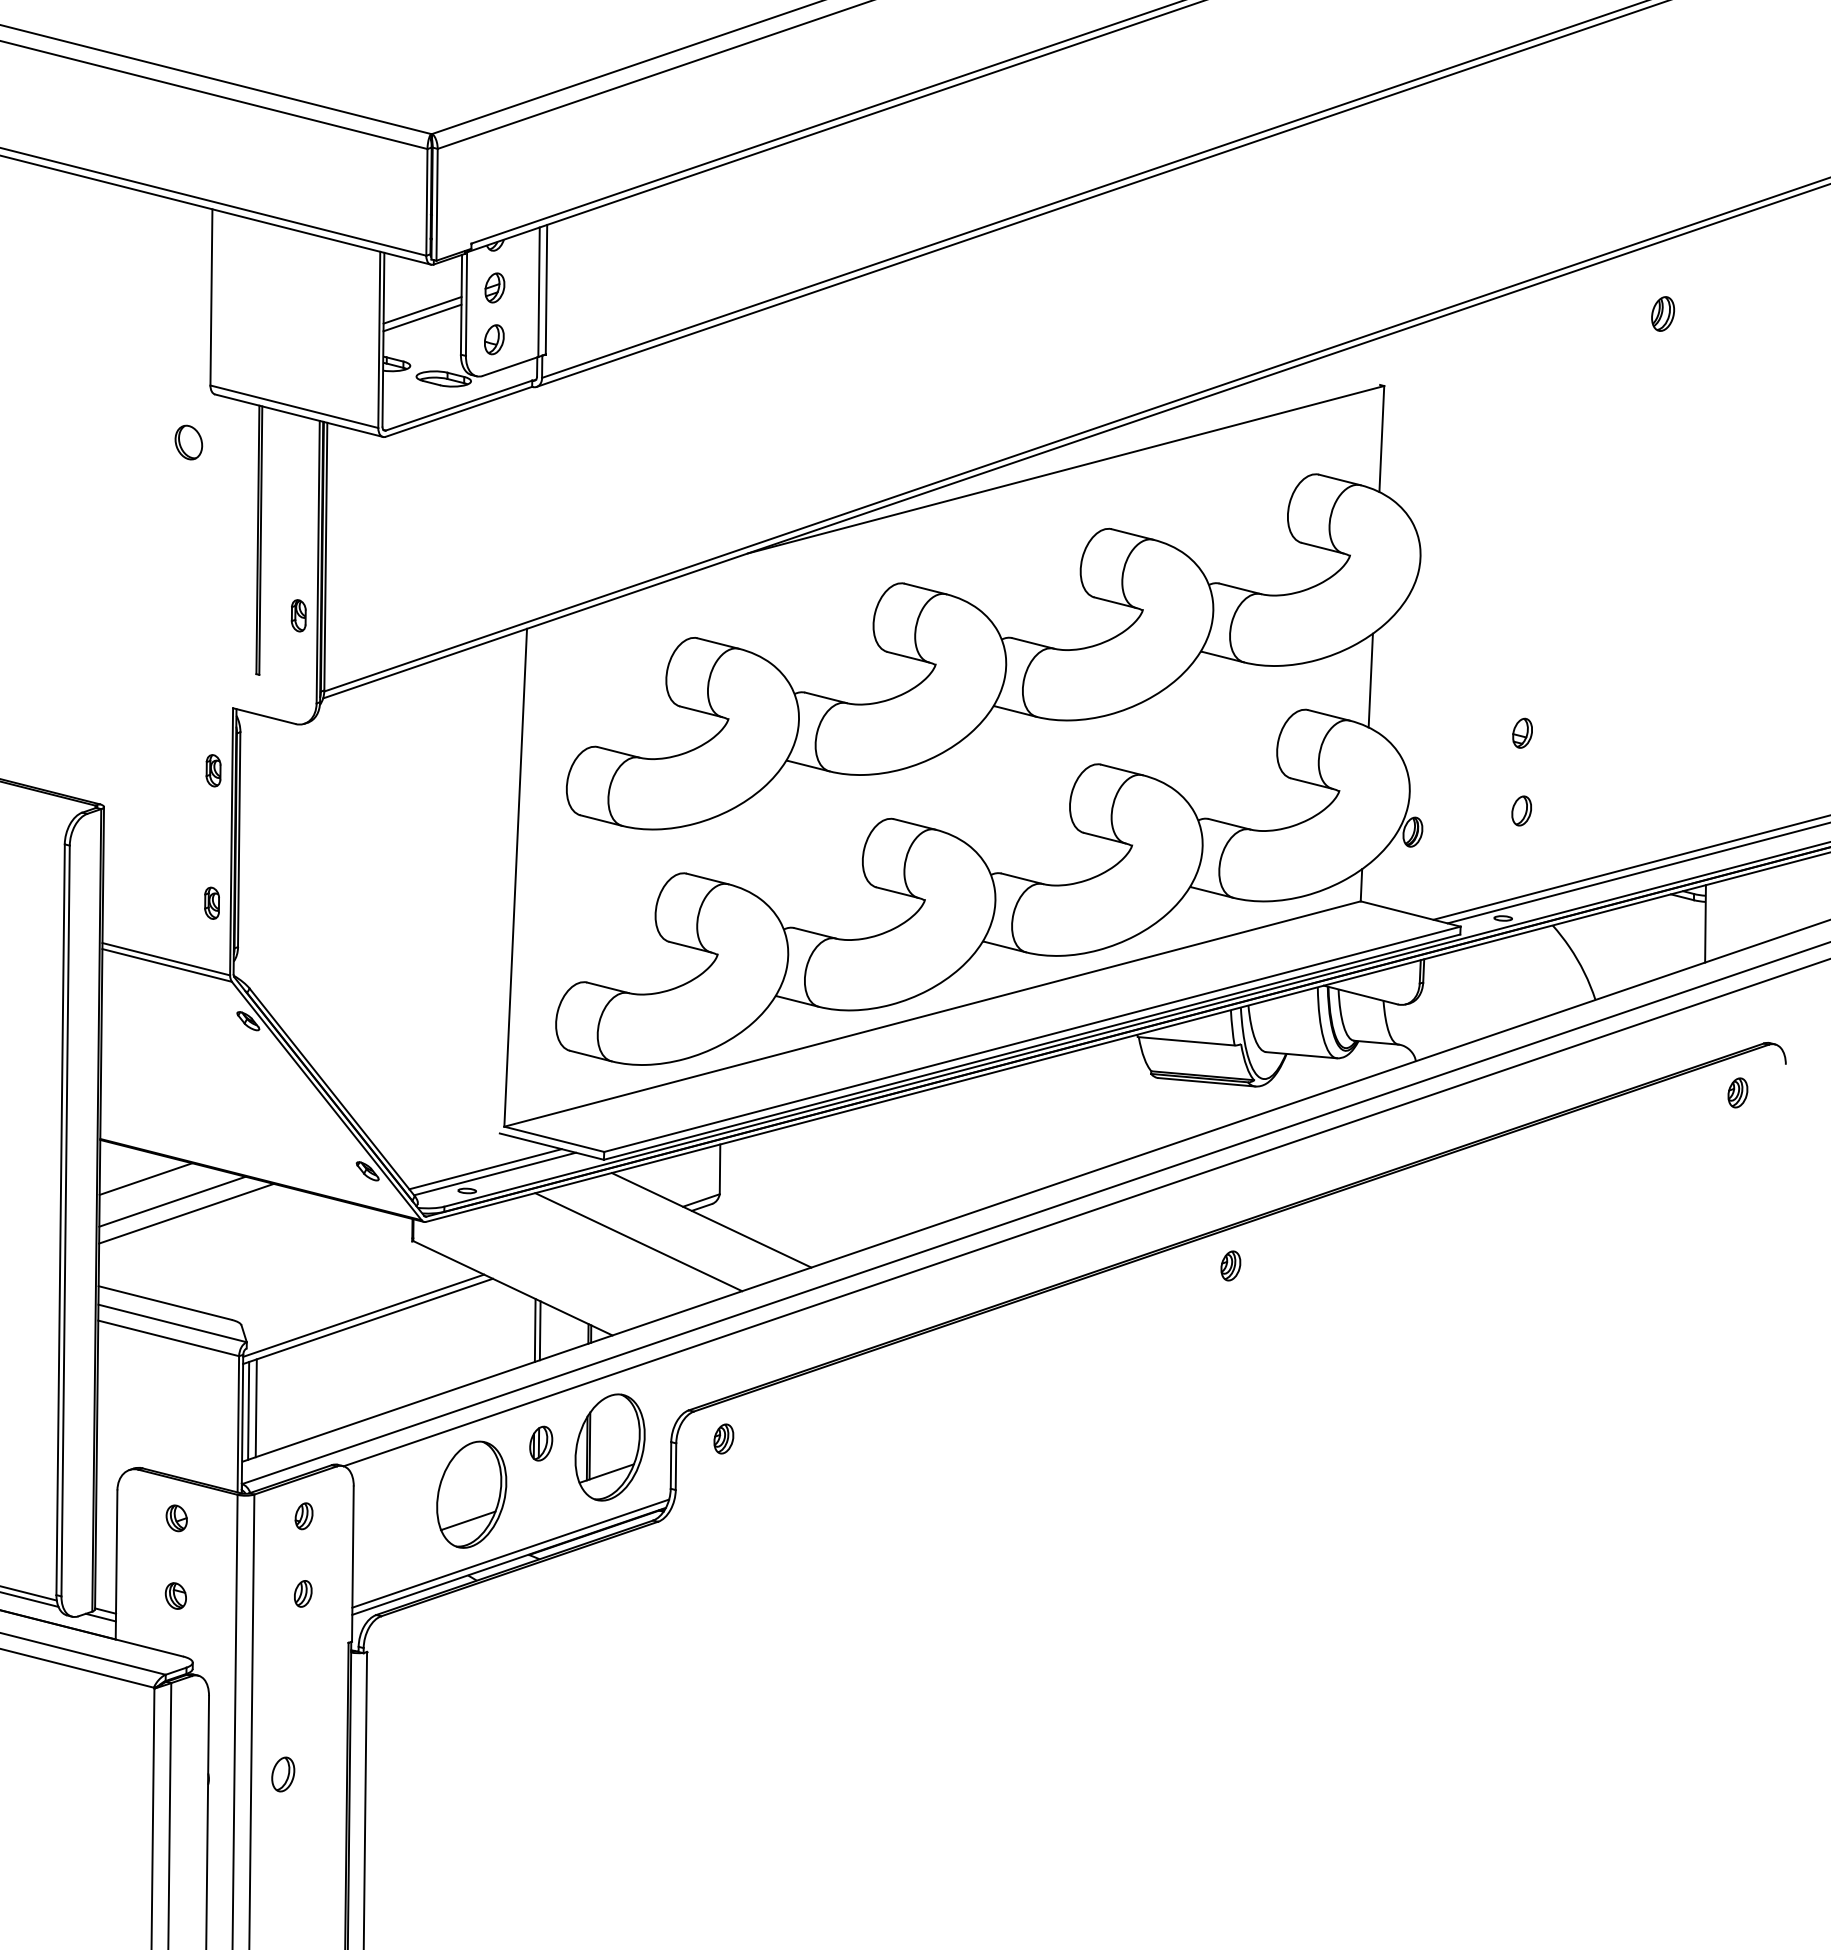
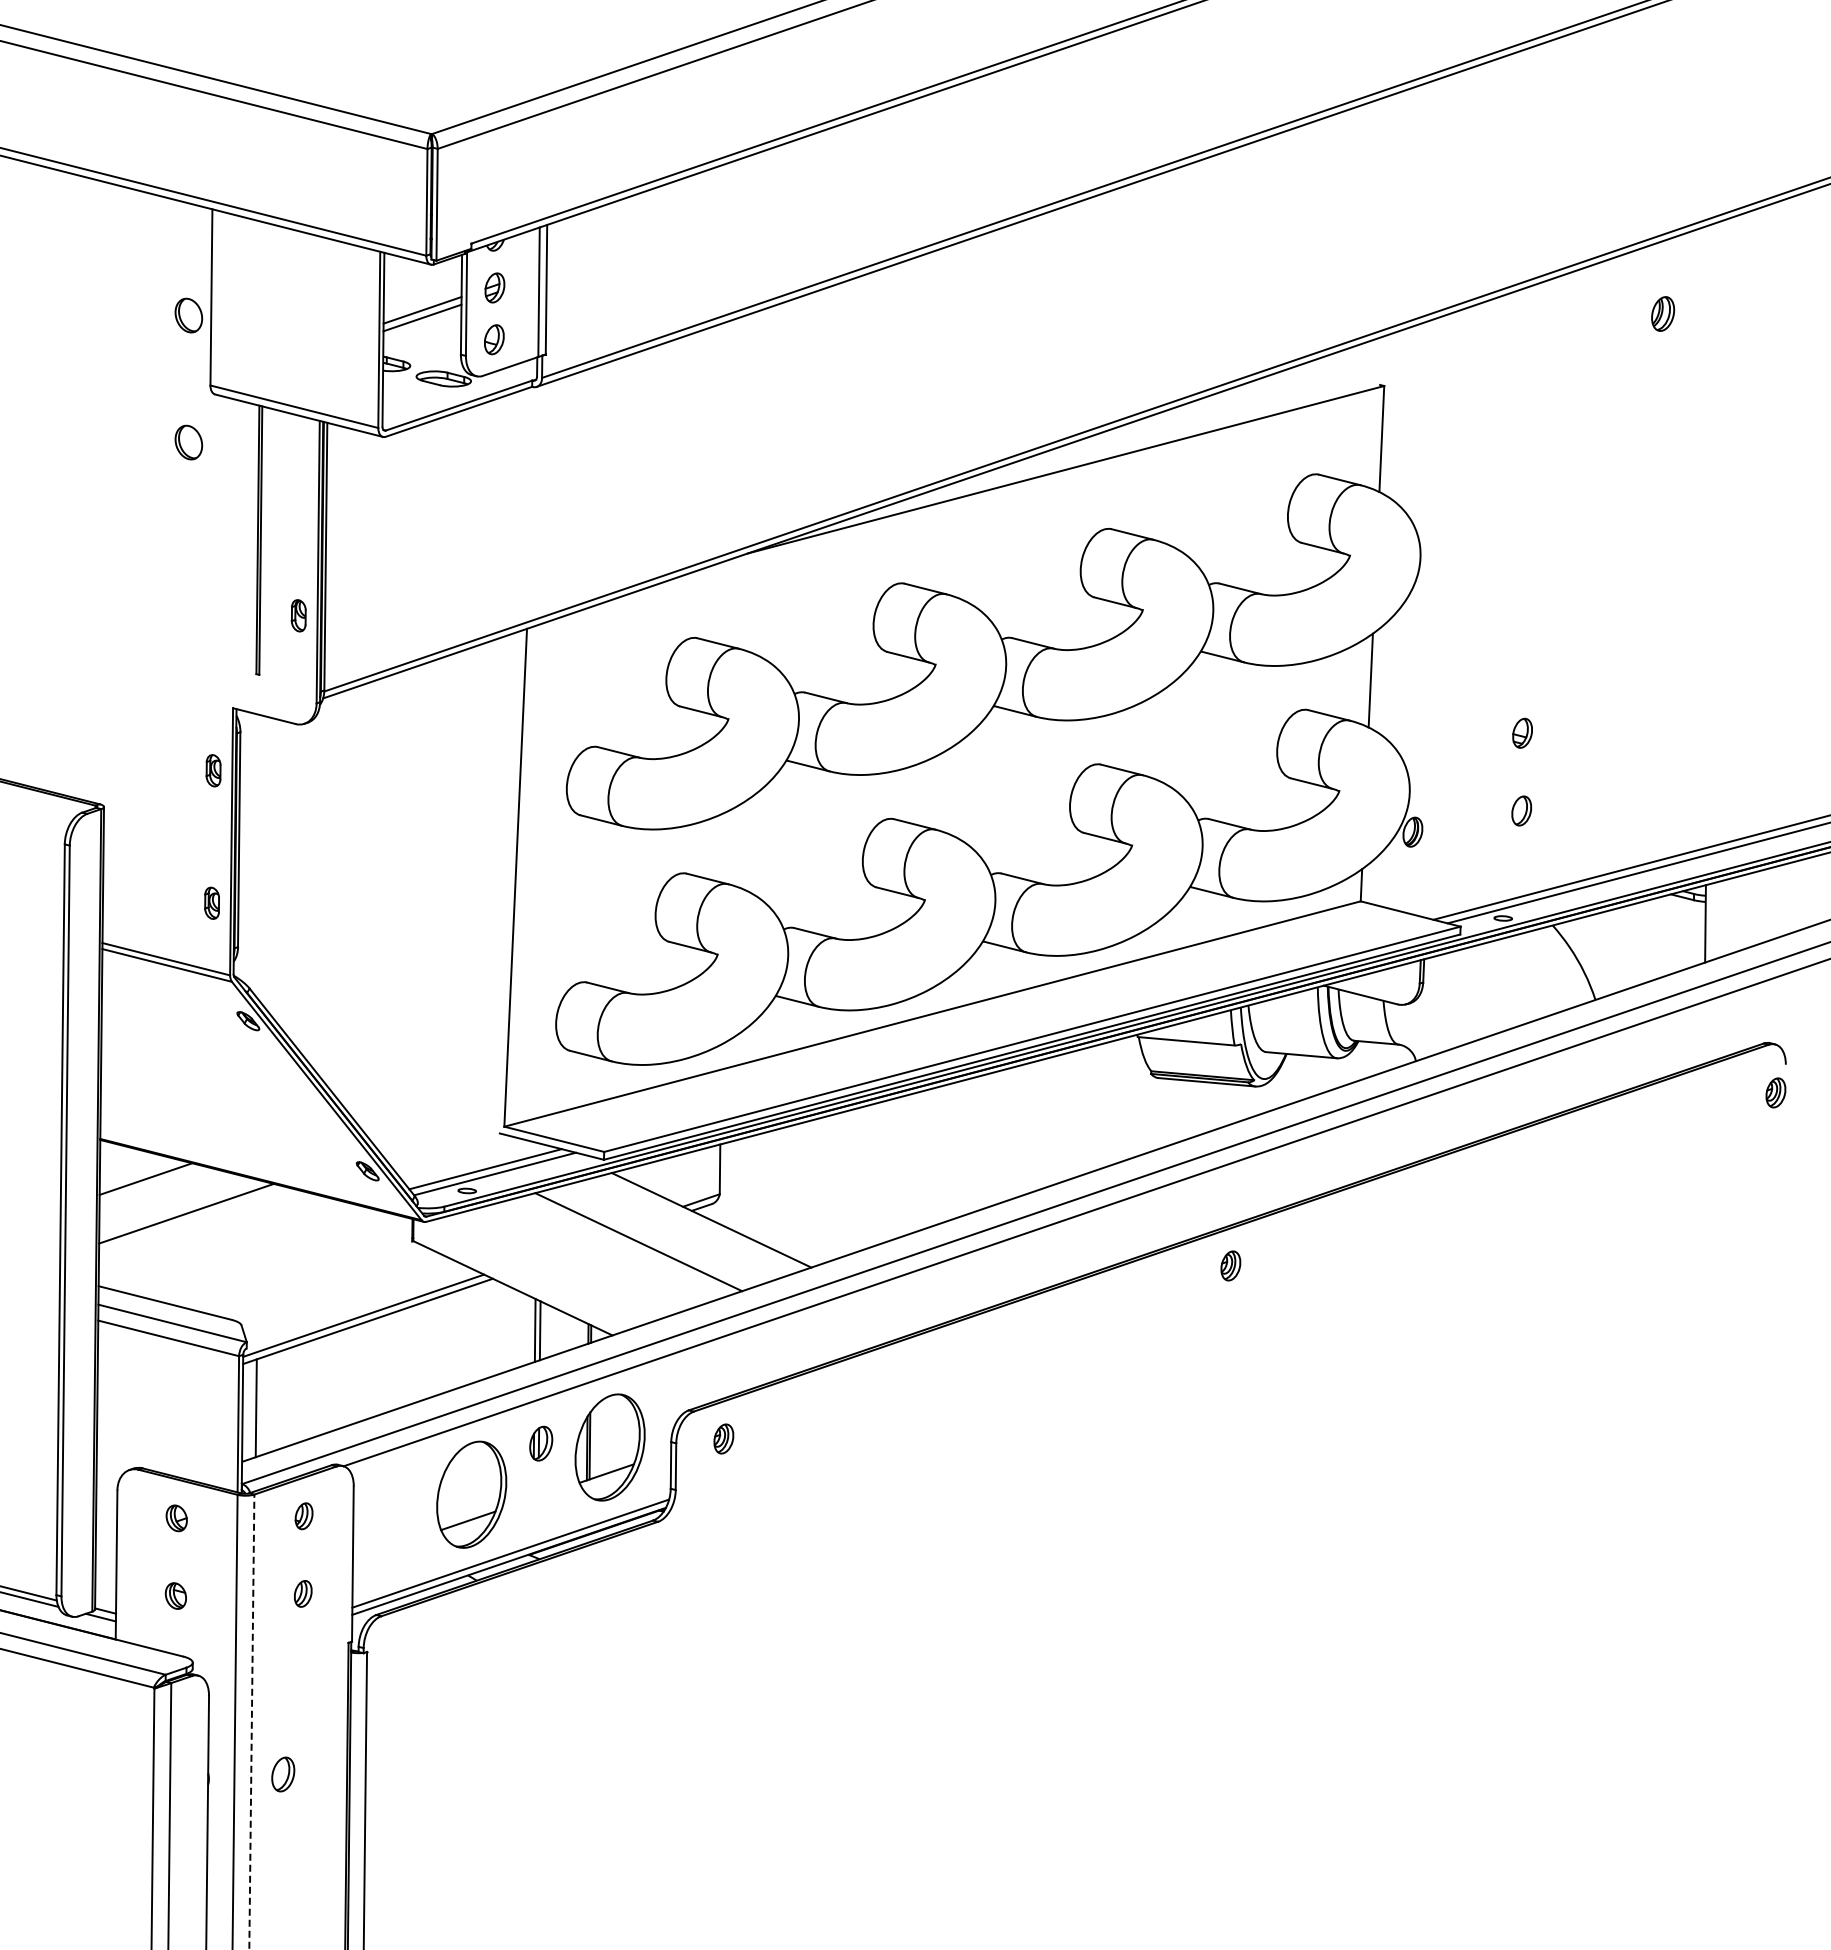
part: none -> present (188, 315)
part position: (1737, 1092) -> (1775, 1092) (1775, 1092)
line: present -> none (172, 1201)
line: present -> none (248, 1410)
line: solid -> dashed (251, 1721)
